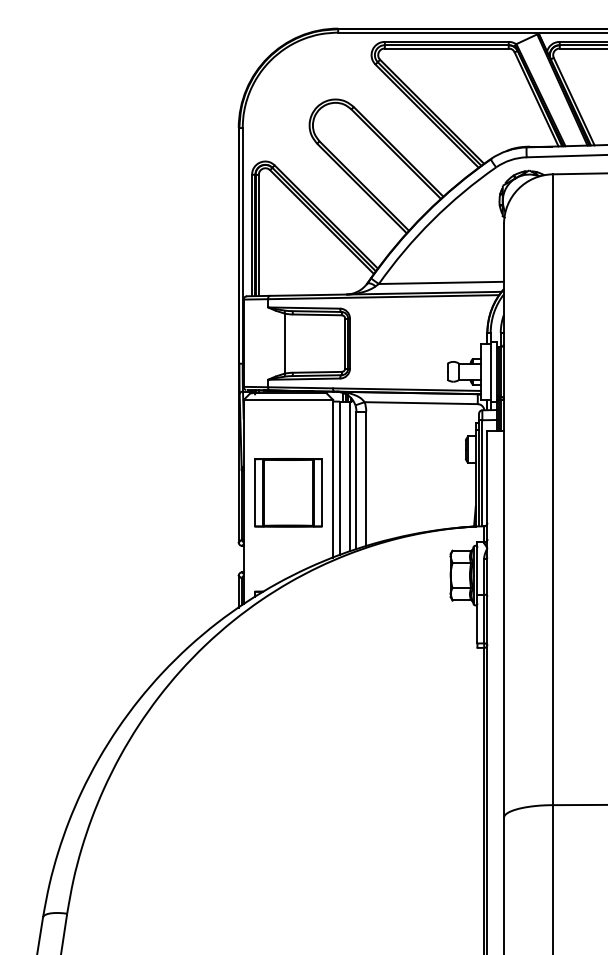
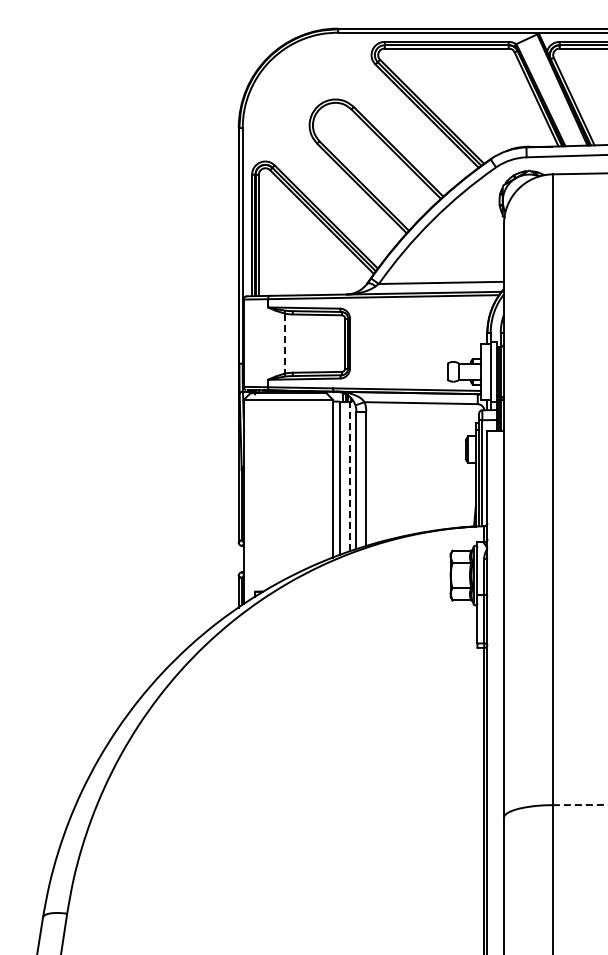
line: solid -> dashed (284, 344)
line: solid -> dashed (350, 476)
part: present -> none (288, 492)
line: solid -> dashed (580, 805)
